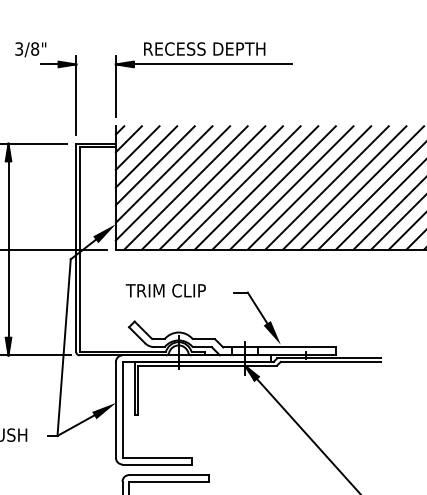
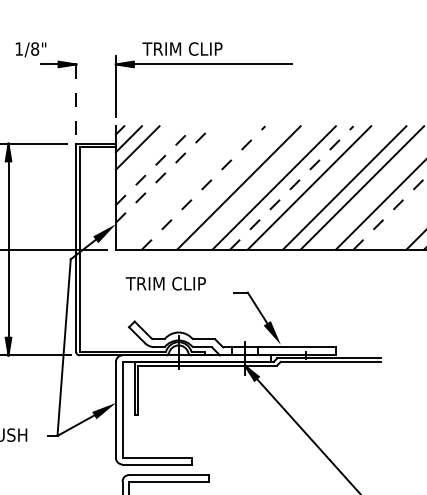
text: 3/8" -> 1/8" (18, 48)
text: RECESS DEPTH -> TRIM CLIP (203, 48)
line: solid -> dashed (76, 95)
line: present -> none (146, 156)
line: solid -> dashed (155, 165)
line: solid -> dashed (164, 174)
line: present -> none (172, 183)
line: present -> none (185, 187)
line: solid -> dashed (203, 187)
line: present -> none (220, 187)
line: present -> none (256, 187)
line: solid -> dashed (292, 187)
line: present -> none (326, 187)
line: present -> none (370, 196)
line: solid -> dashed (390, 213)
line: present -> none (397, 222)
line: present -> none (405, 231)
text position: (165, 290) -> (165, 283) (165, 283)
